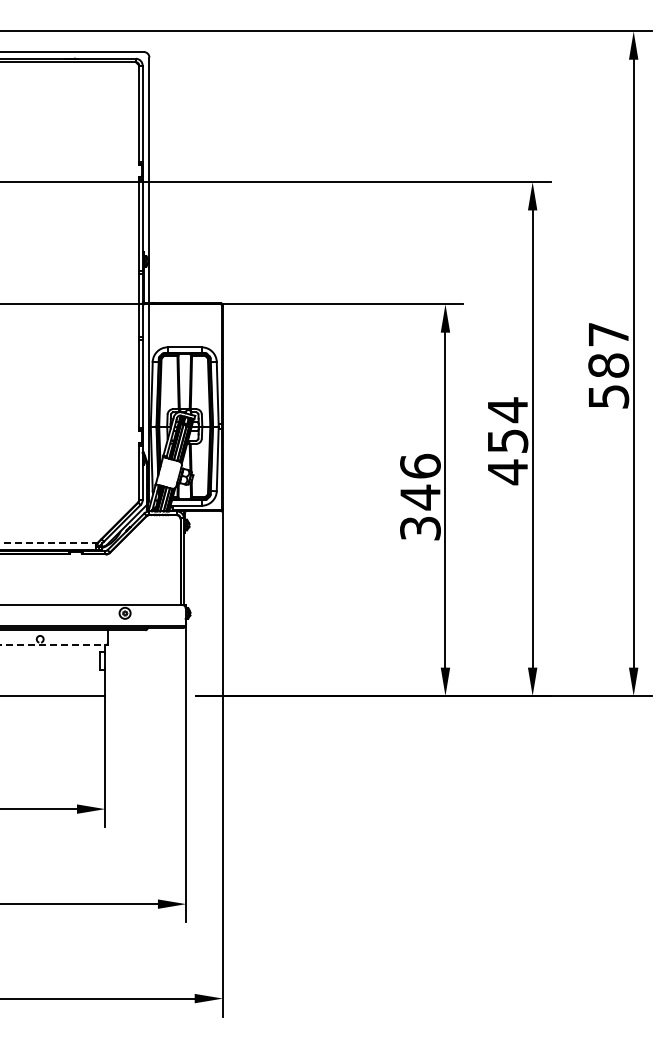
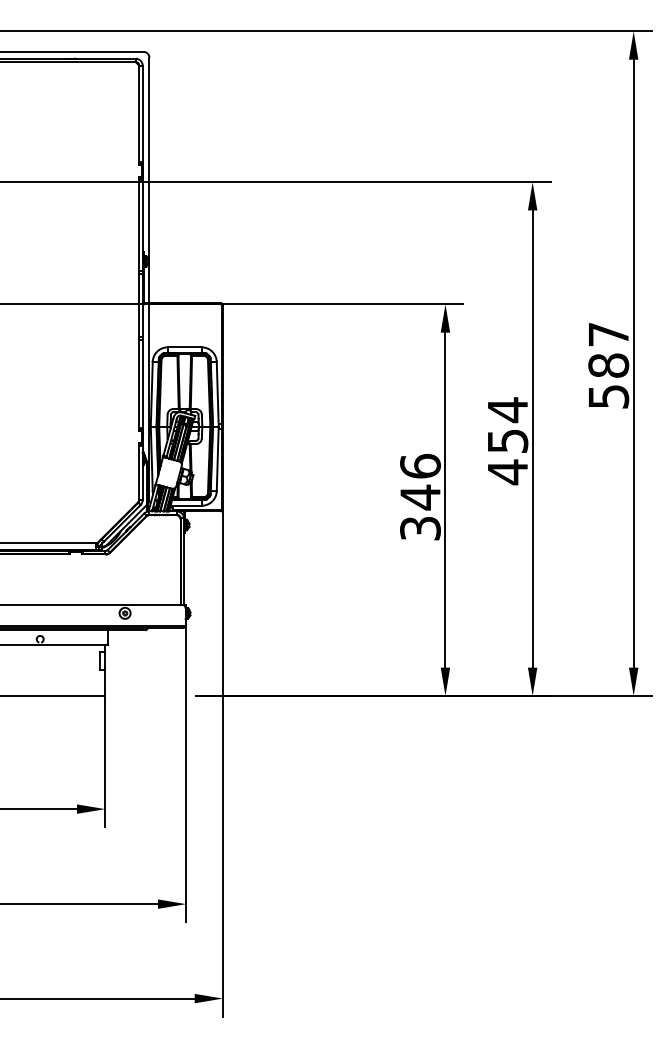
line: dashed -> solid (48, 543)
line: dashed -> solid (53, 645)
